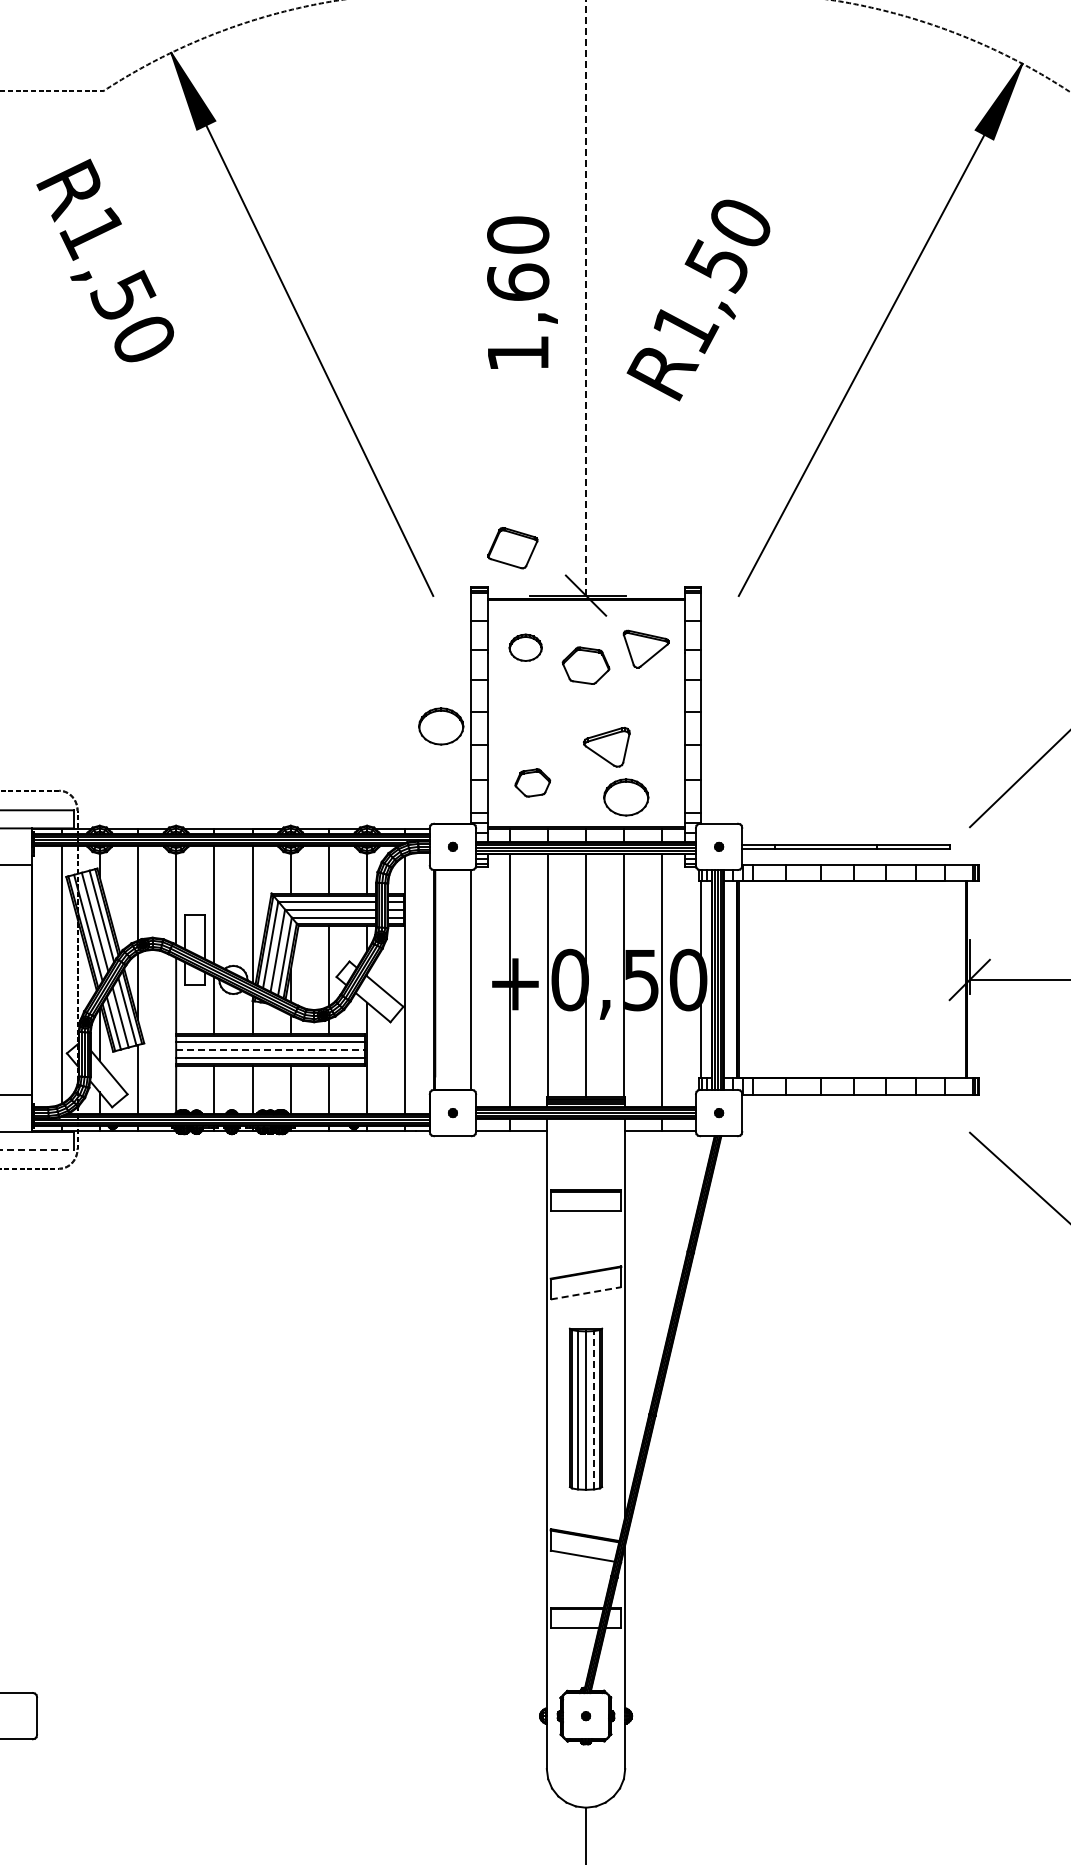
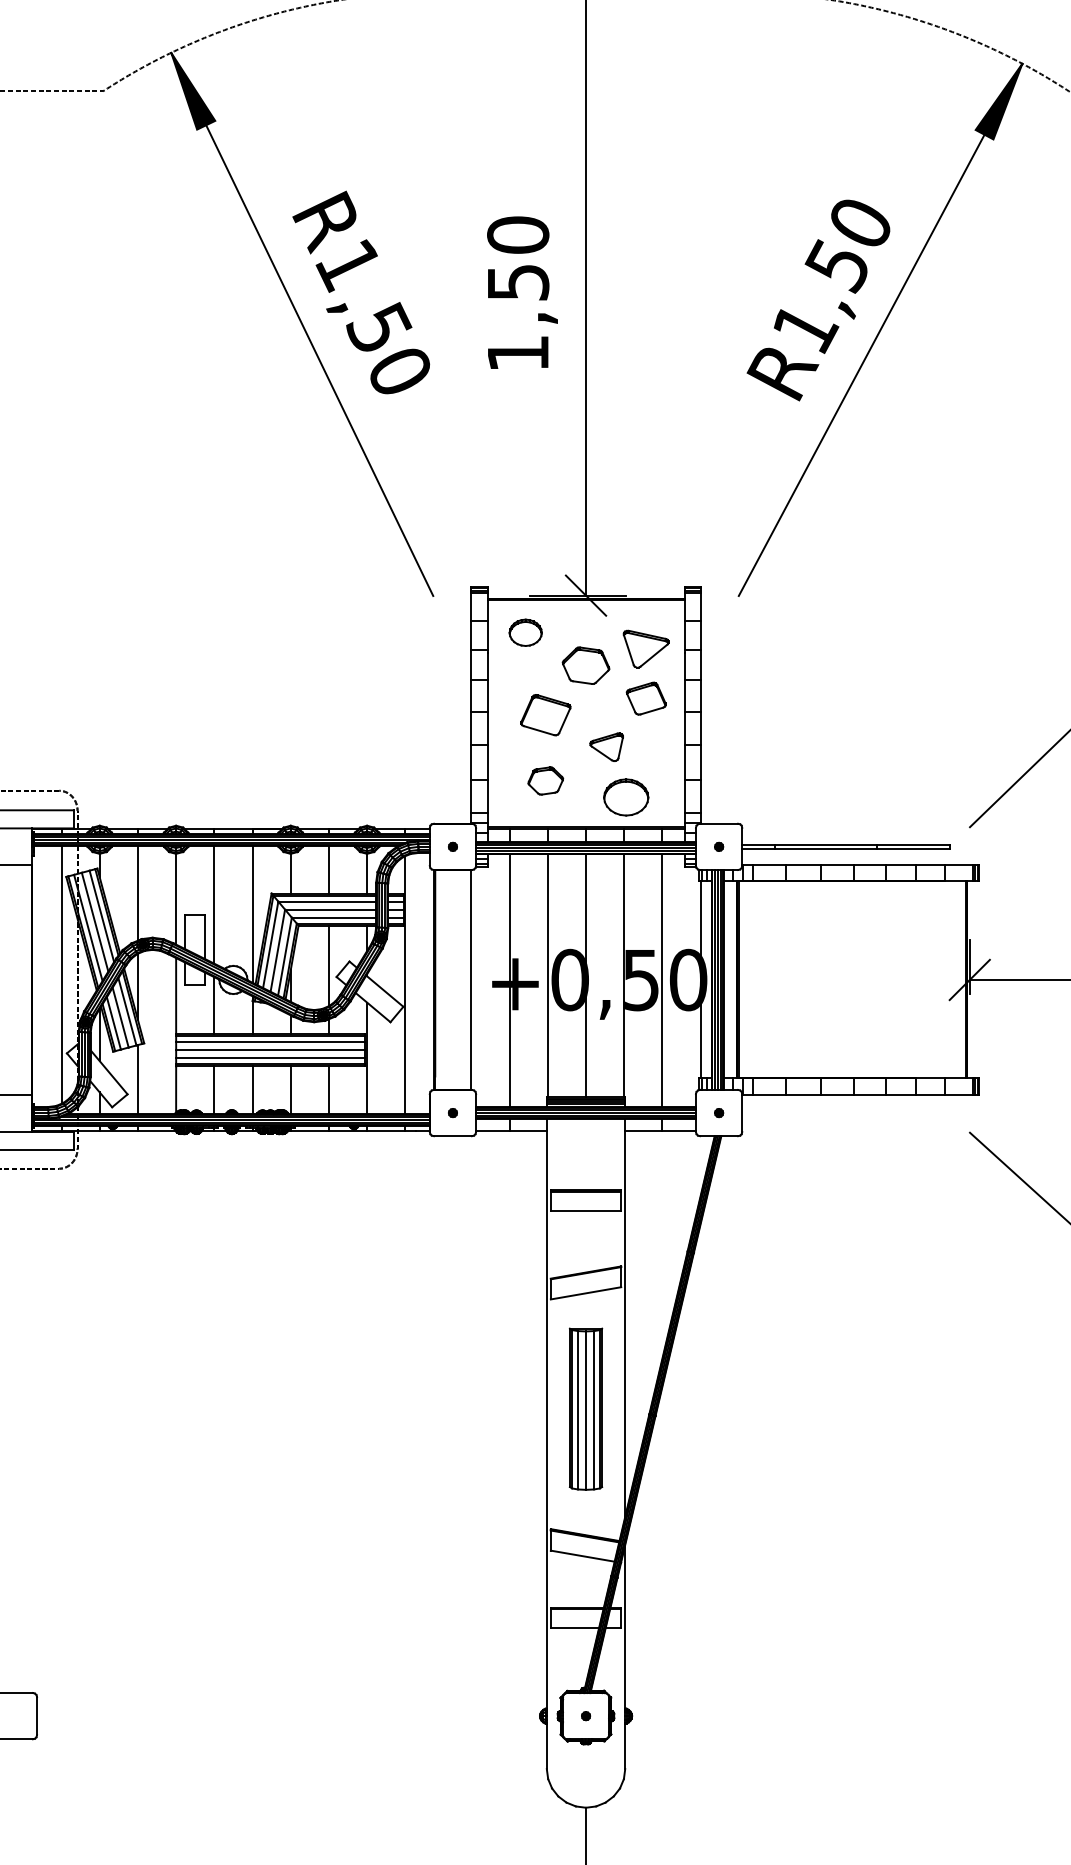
text position: (104, 260) -> (360, 292) (360, 292)
text: 1,60 -> 1,50 (518, 281)
line: dashed -> solid (586, 297)
text position: (698, 300) -> (818, 300) (818, 300)
part position: (512, 548) -> (545, 715) (545, 715)
part position: (525, 647) -> (525, 632) (525, 632)
part: none -> present (645, 698)
part: present -> none (441, 726)
part size: 48x41 px -> 35x30 px (606, 746)
part position: (532, 782) -> (545, 780) (545, 780)
line: dashed -> solid (271, 1050)
line: dashed -> solid (37, 1149)
line: dashed -> solid (586, 1293)
line: dashed -> solid (594, 1409)
